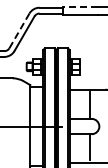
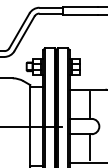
line: dashed -> solid (80, 6)
line: dashed -> solid (19, 30)
